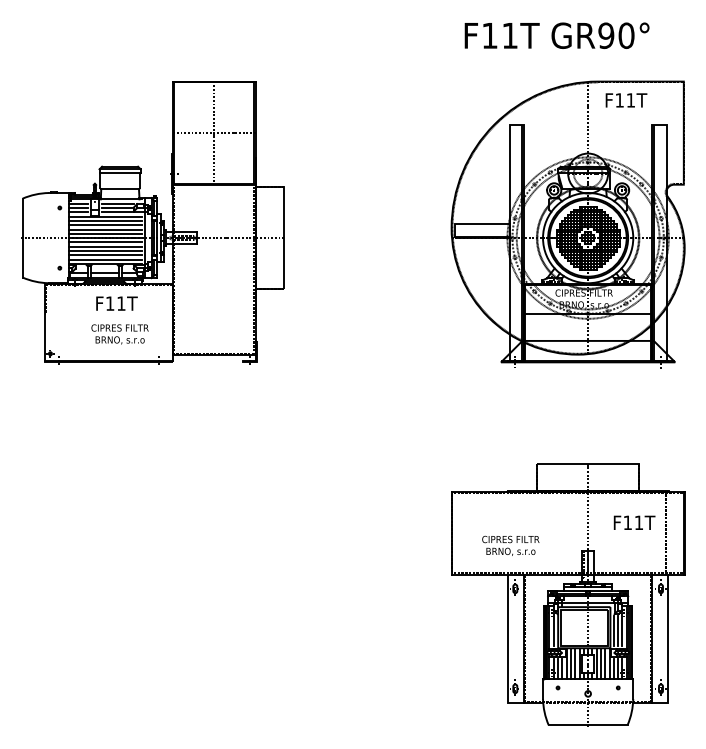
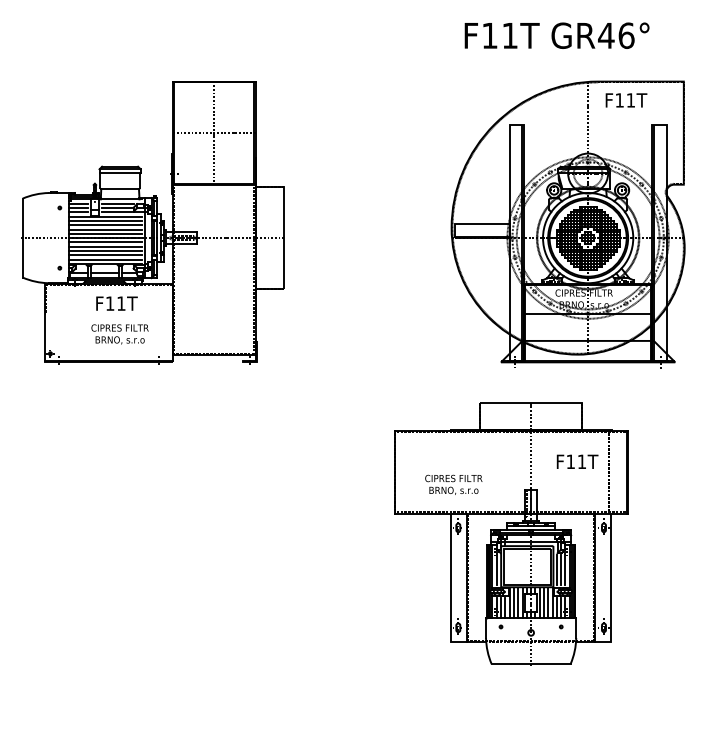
text: GR90° -> GR46° (616, 35)
part position: (568, 594) -> (511, 533) (511, 533)
